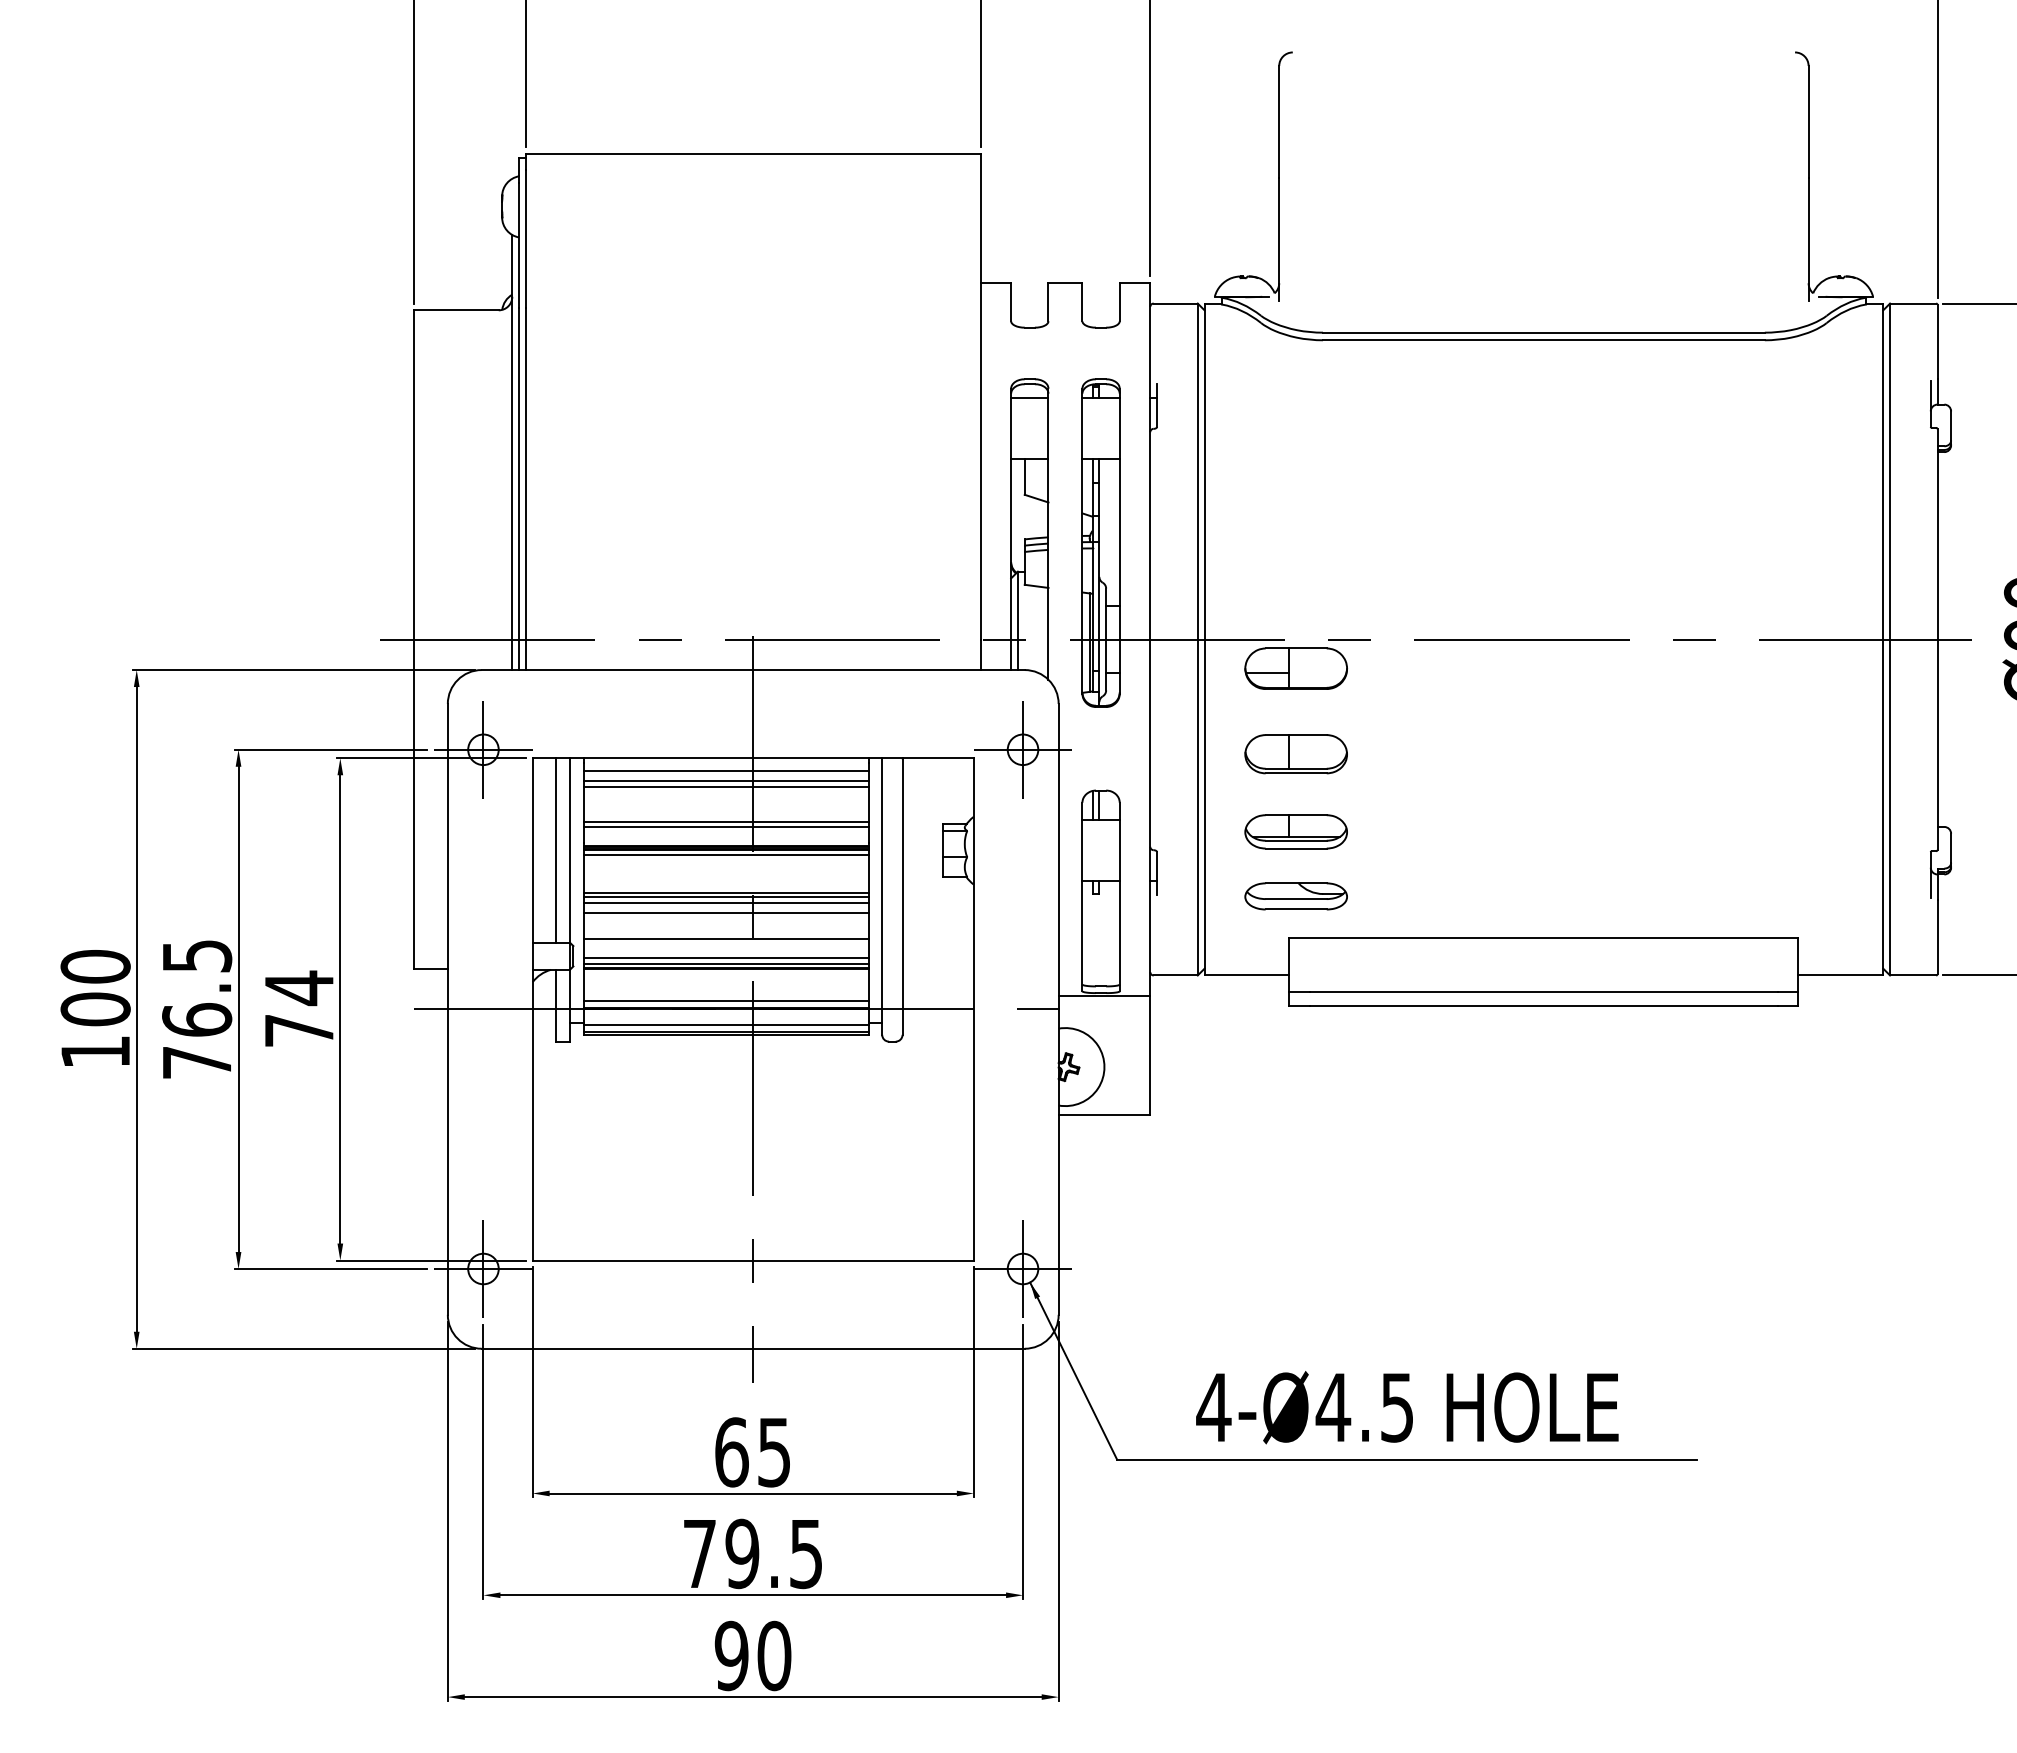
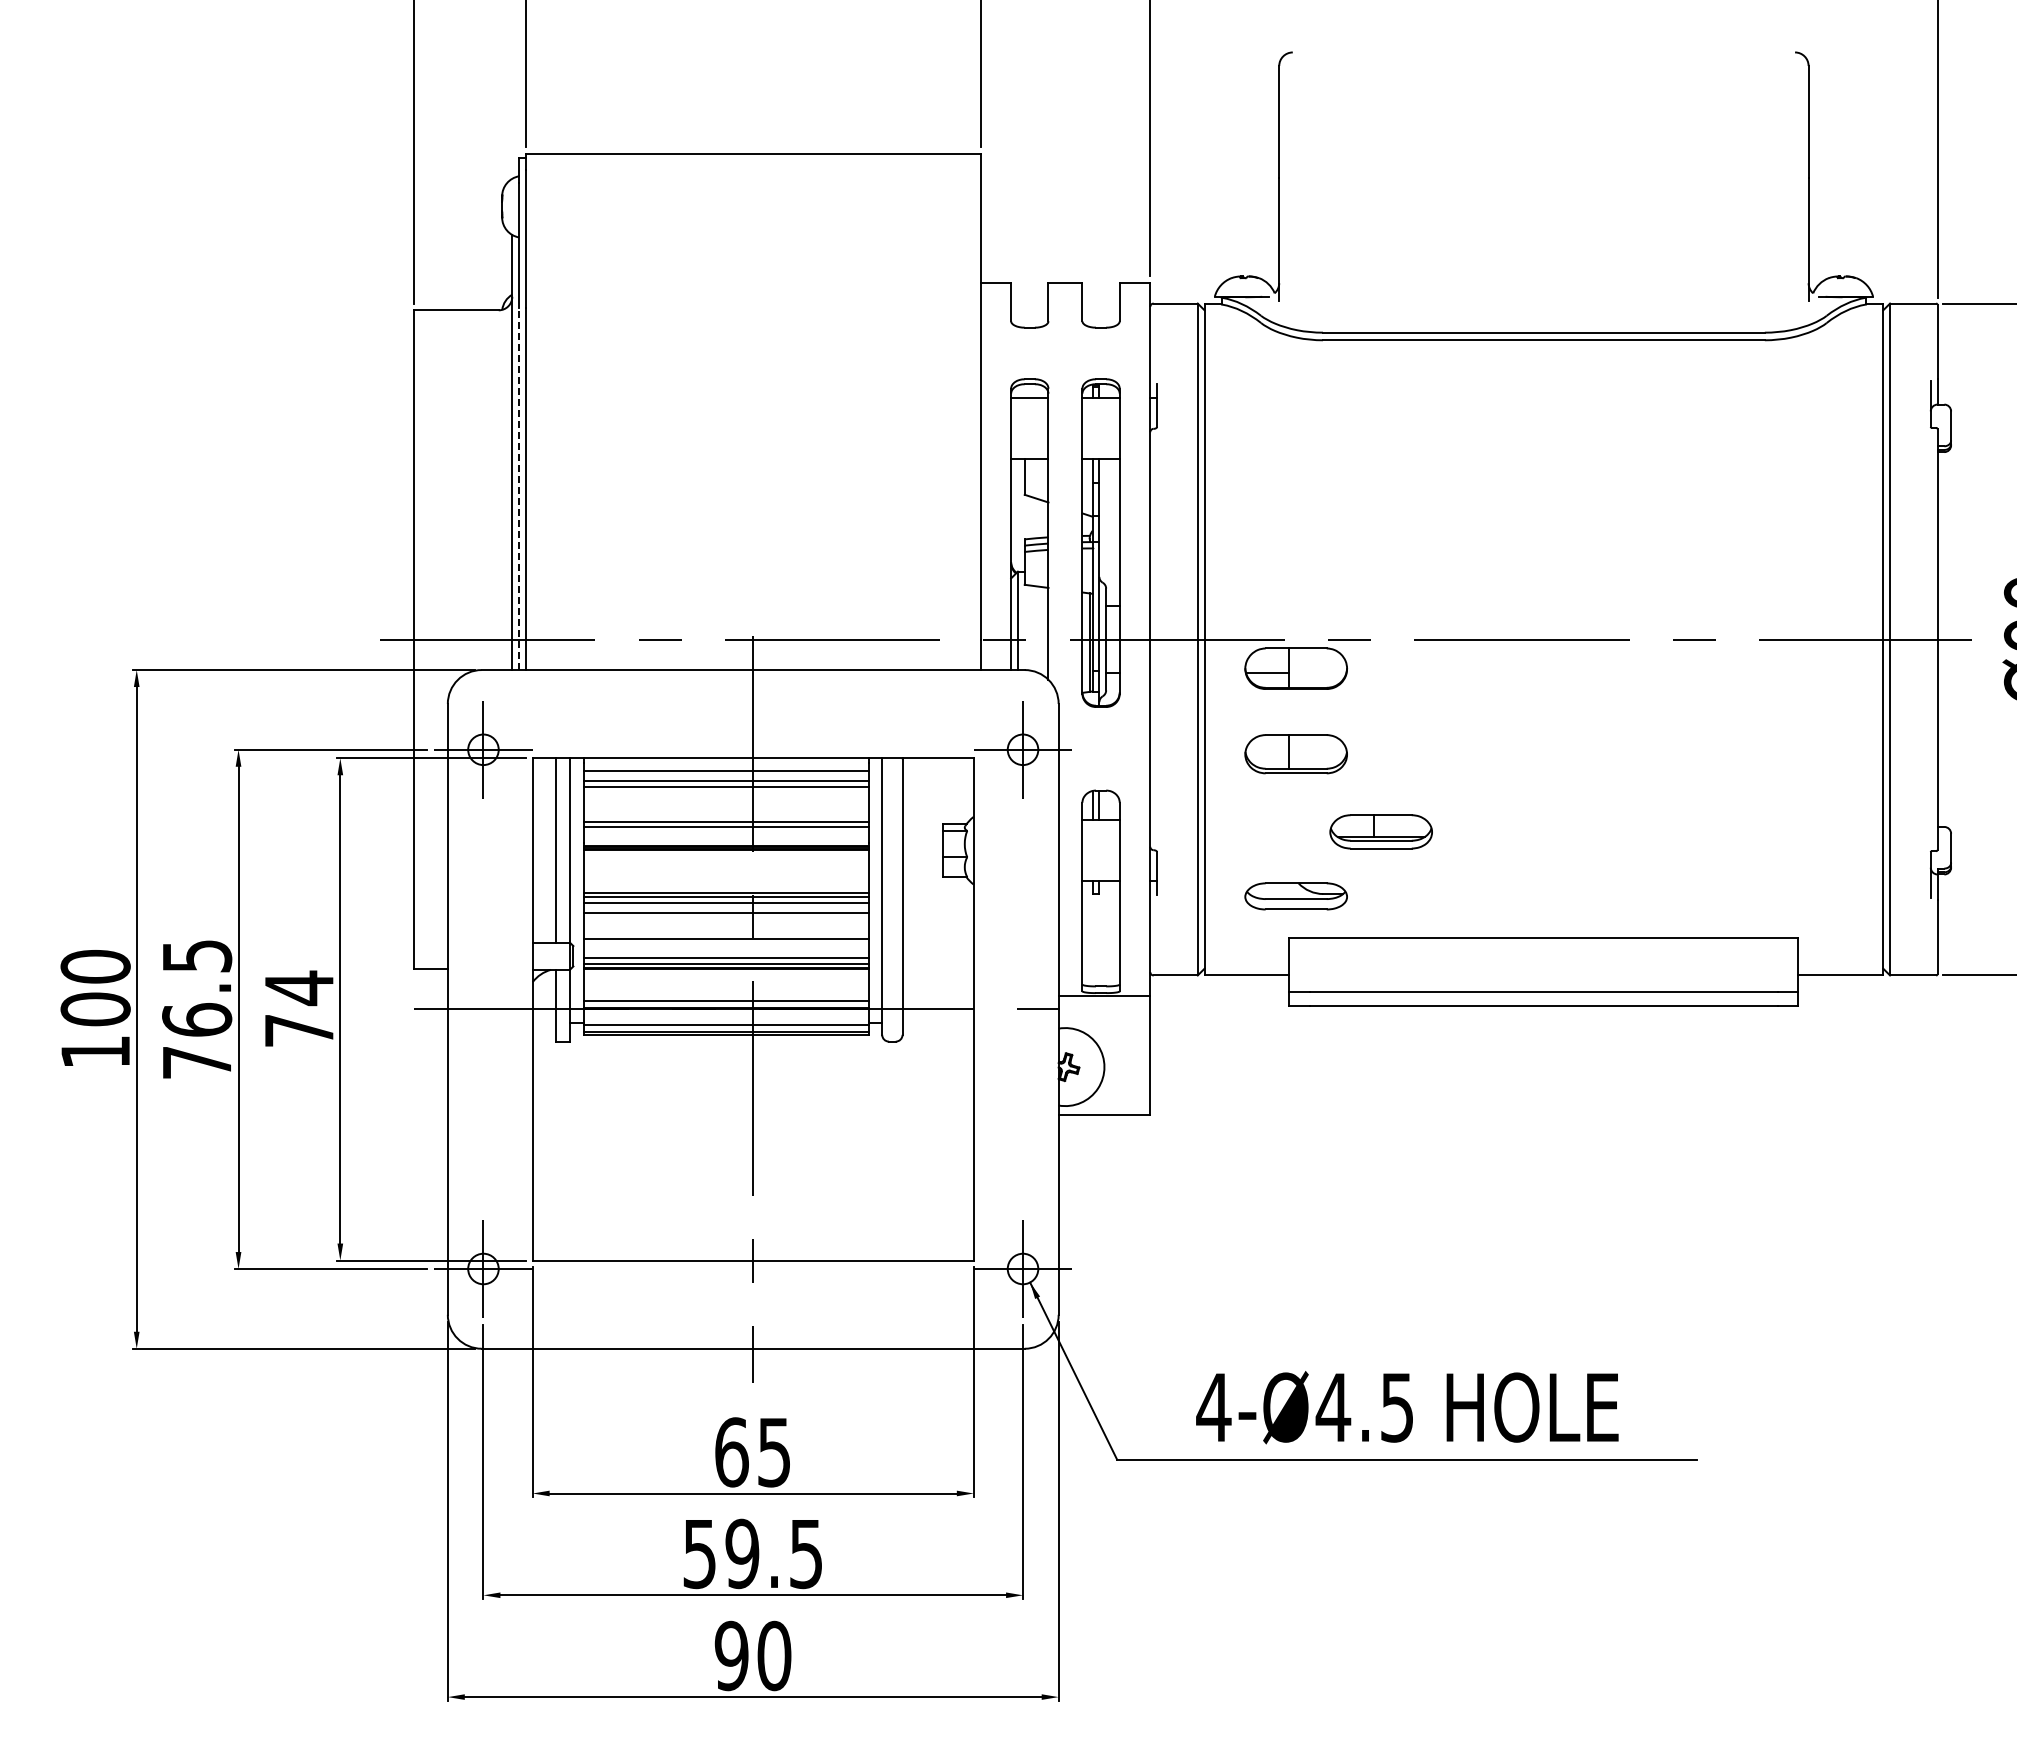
line: solid -> dashed (519, 489)
part position: (1295, 831) -> (1380, 831) (1380, 831)
line: present -> none (725, 854)
text: 79.5 -> 59.5 (699, 1554)
